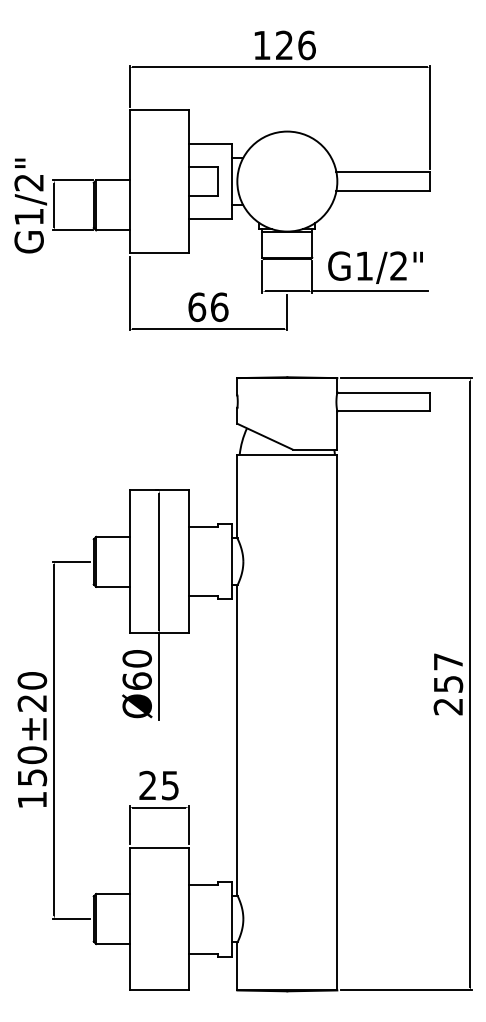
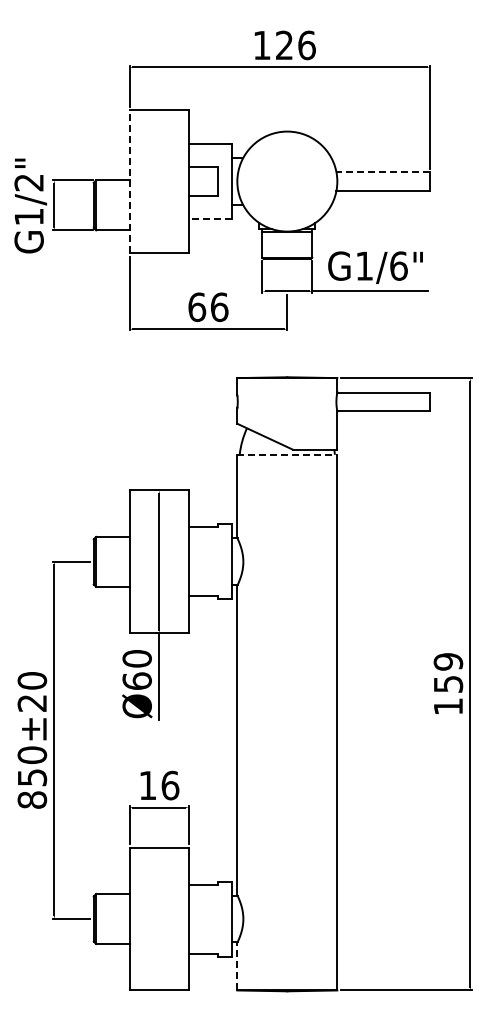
line: solid -> dashed (383, 172)
line: solid -> dashed (129, 181)
line: solid -> dashed (209, 219)
text: G1/2" -> G1/6" (398, 265)
line: solid -> dashed (287, 454)
text: 257 -> 159 (448, 684)
text: 25 -> 16 (159, 785)
text: 150±20 -> 850±20 (32, 799)
line: solid -> dashed (237, 966)
